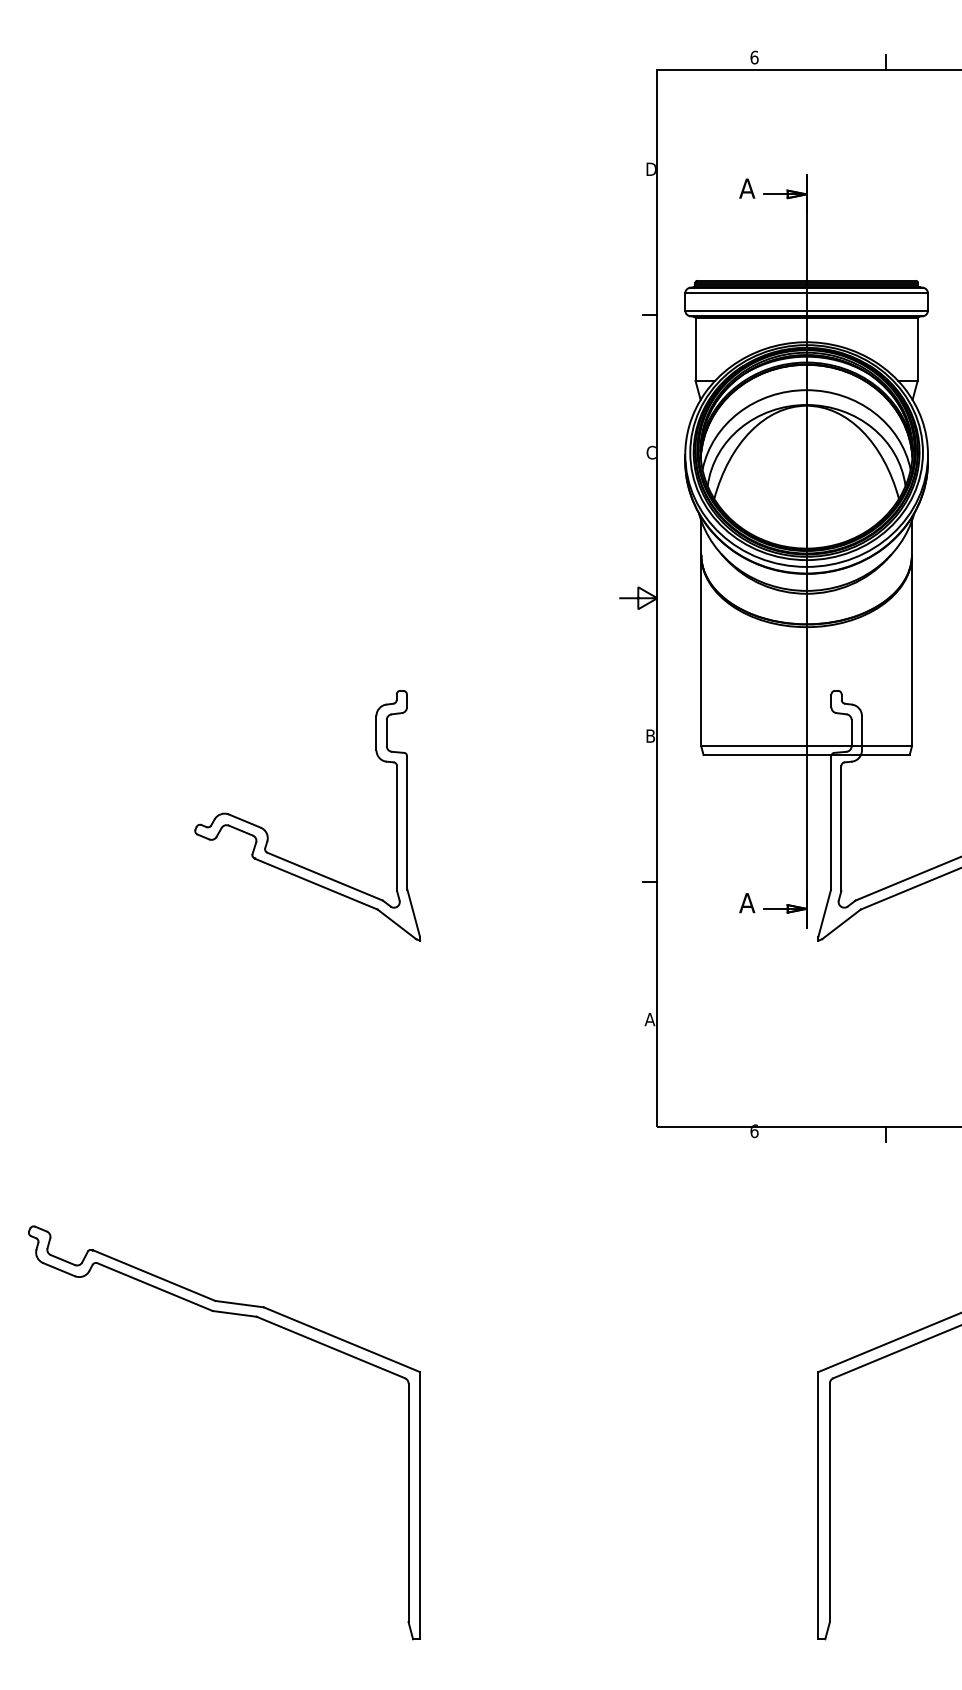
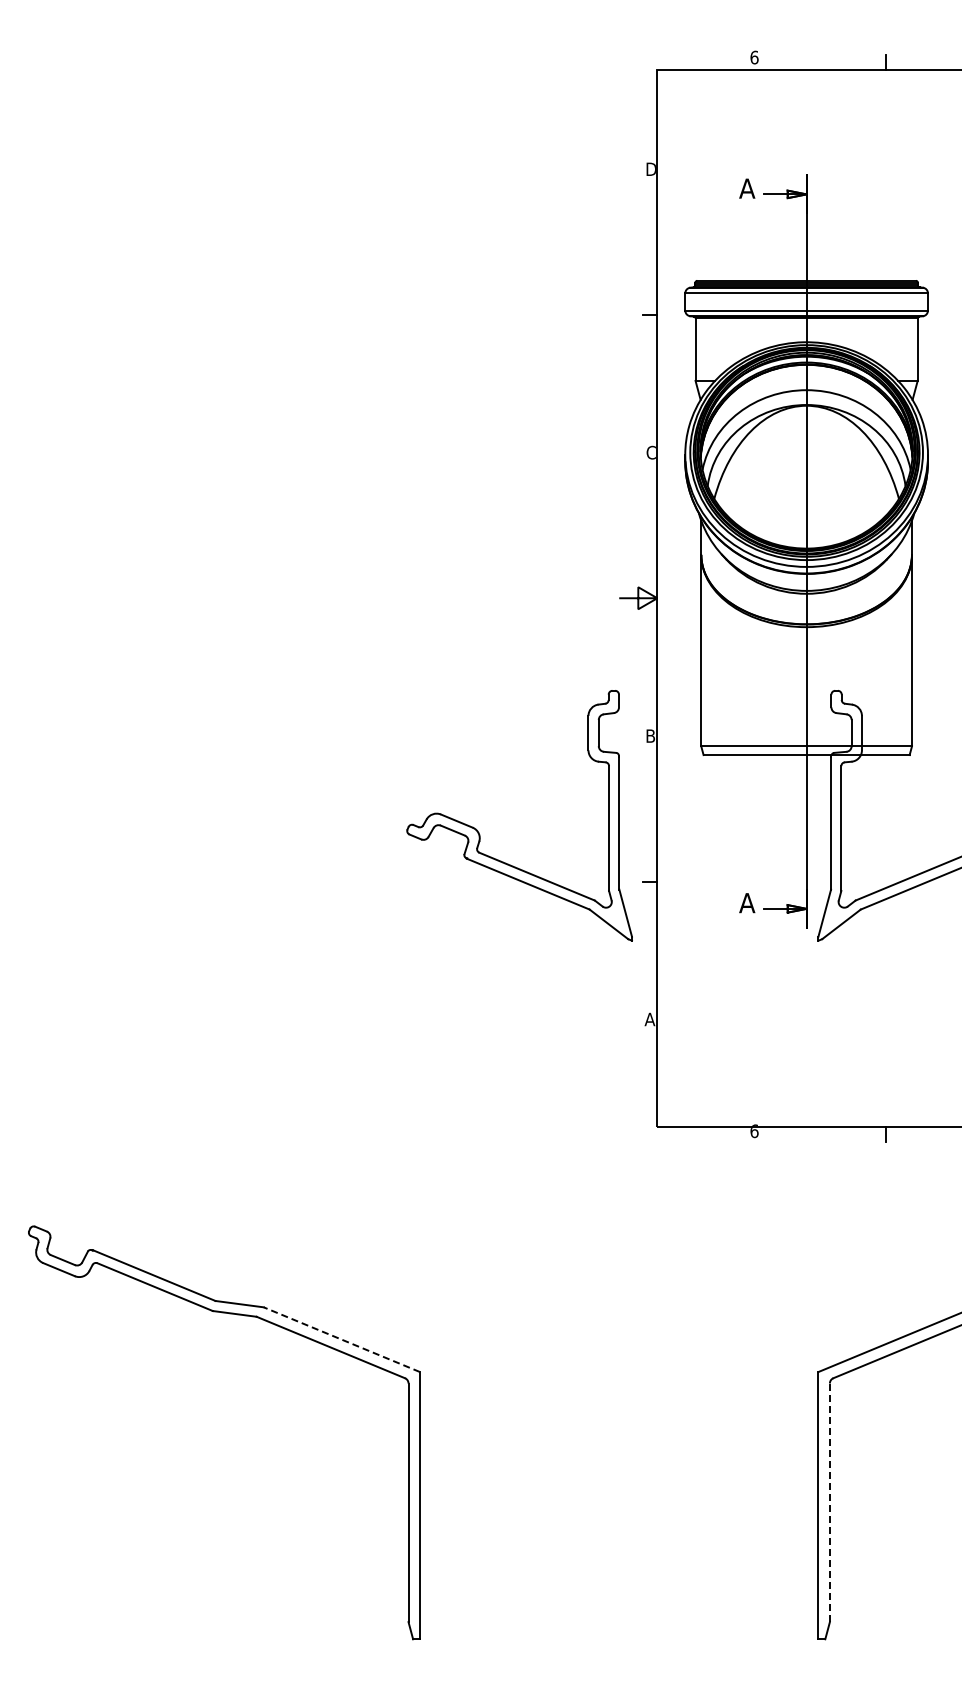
part position: (268, 834) -> (480, 834) (480, 834)
line: solid -> dashed (341, 1339)
line: solid -> dashed (829, 1502)
